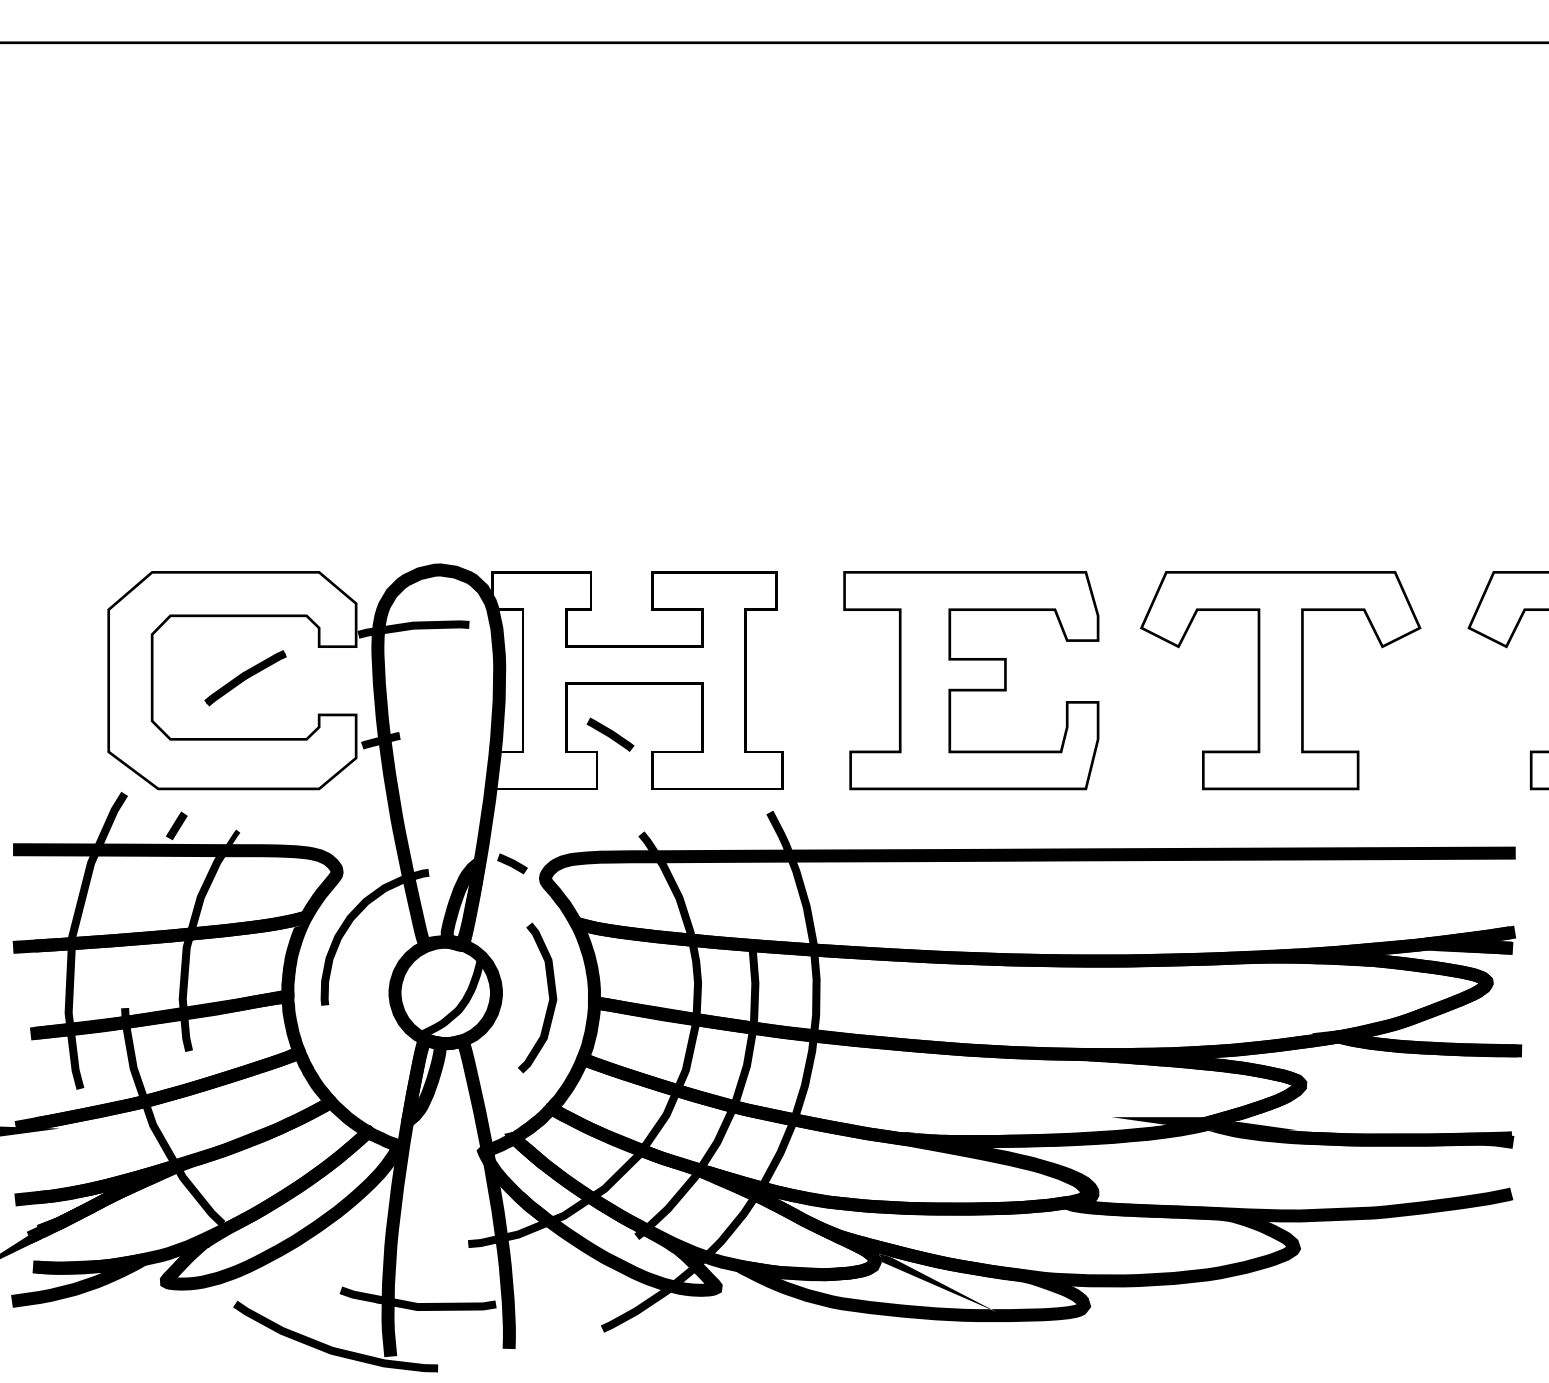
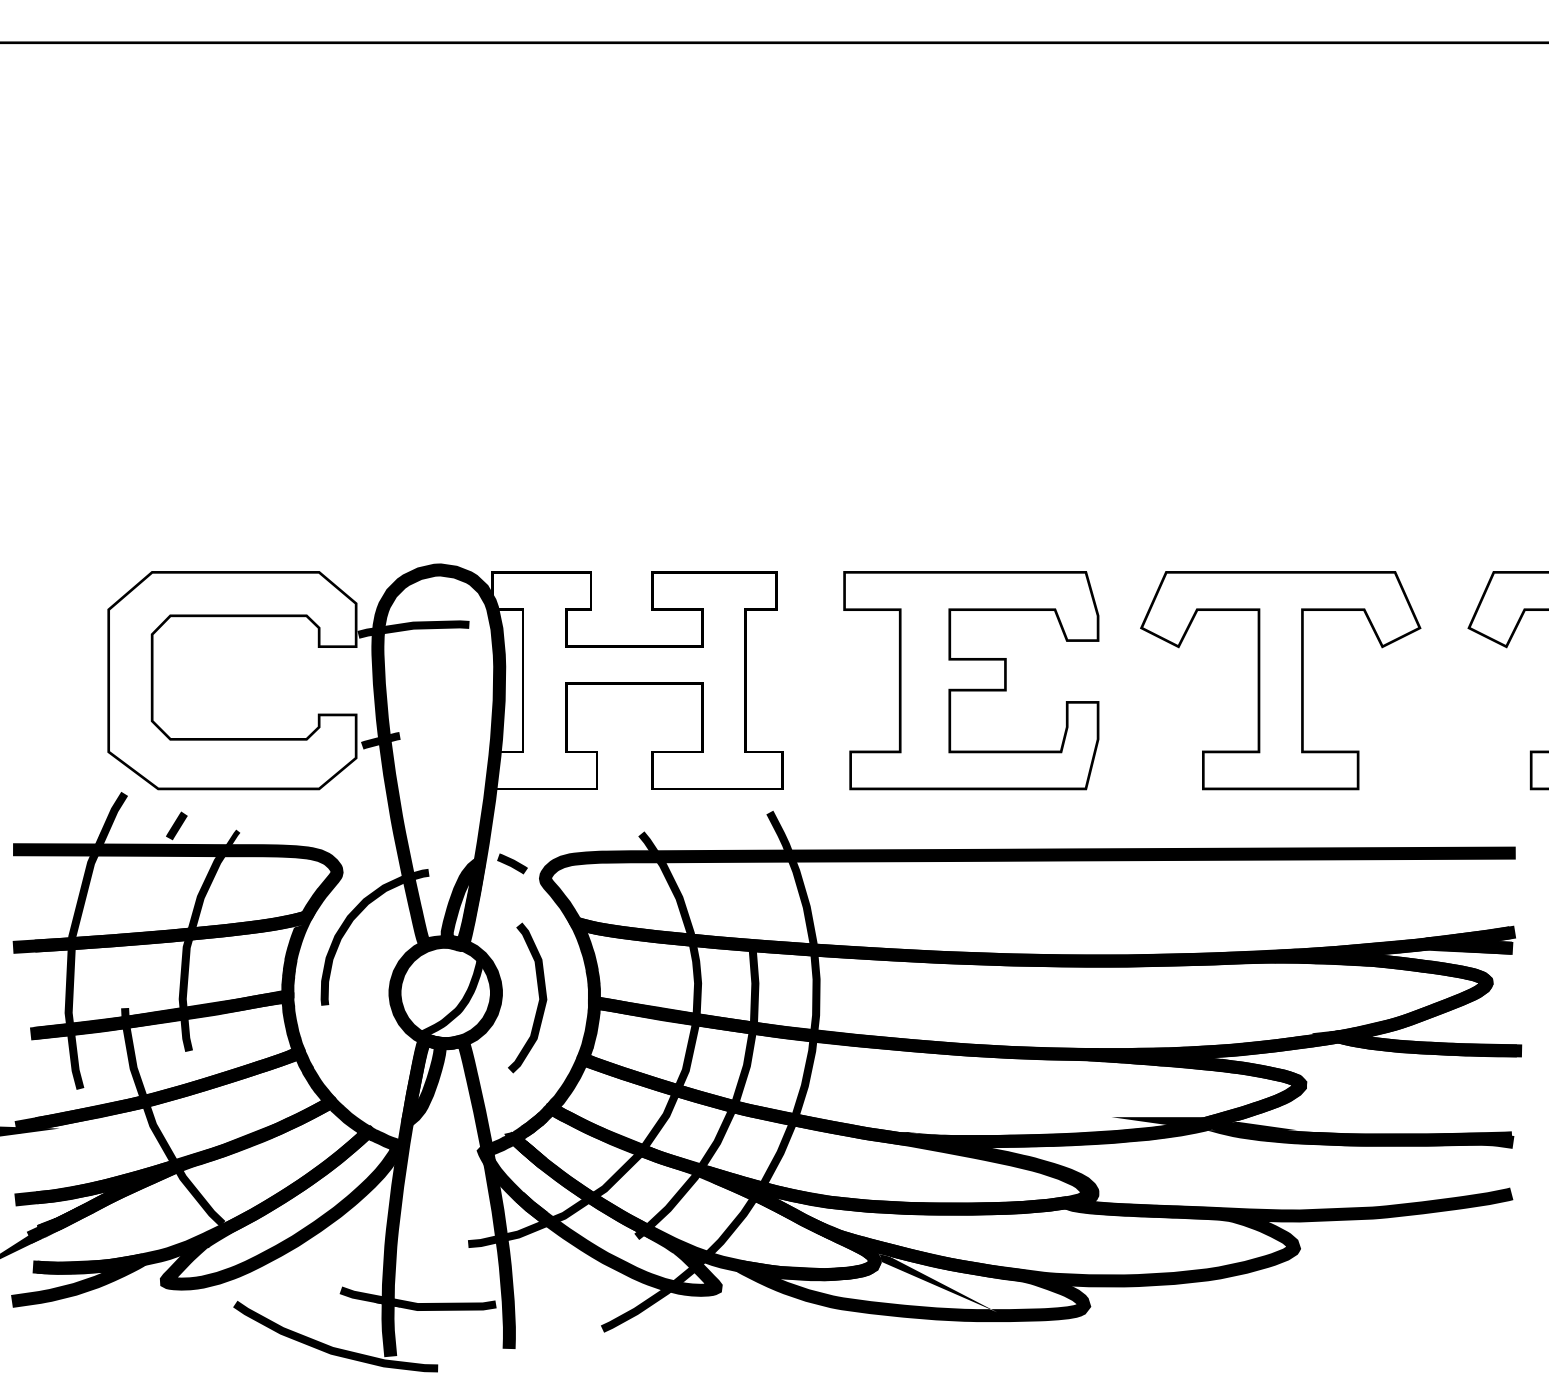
part: present -> none (245, 678)
line: present -> none (610, 734)
curve position: (548, 995) -> (538, 995) (538, 995)
